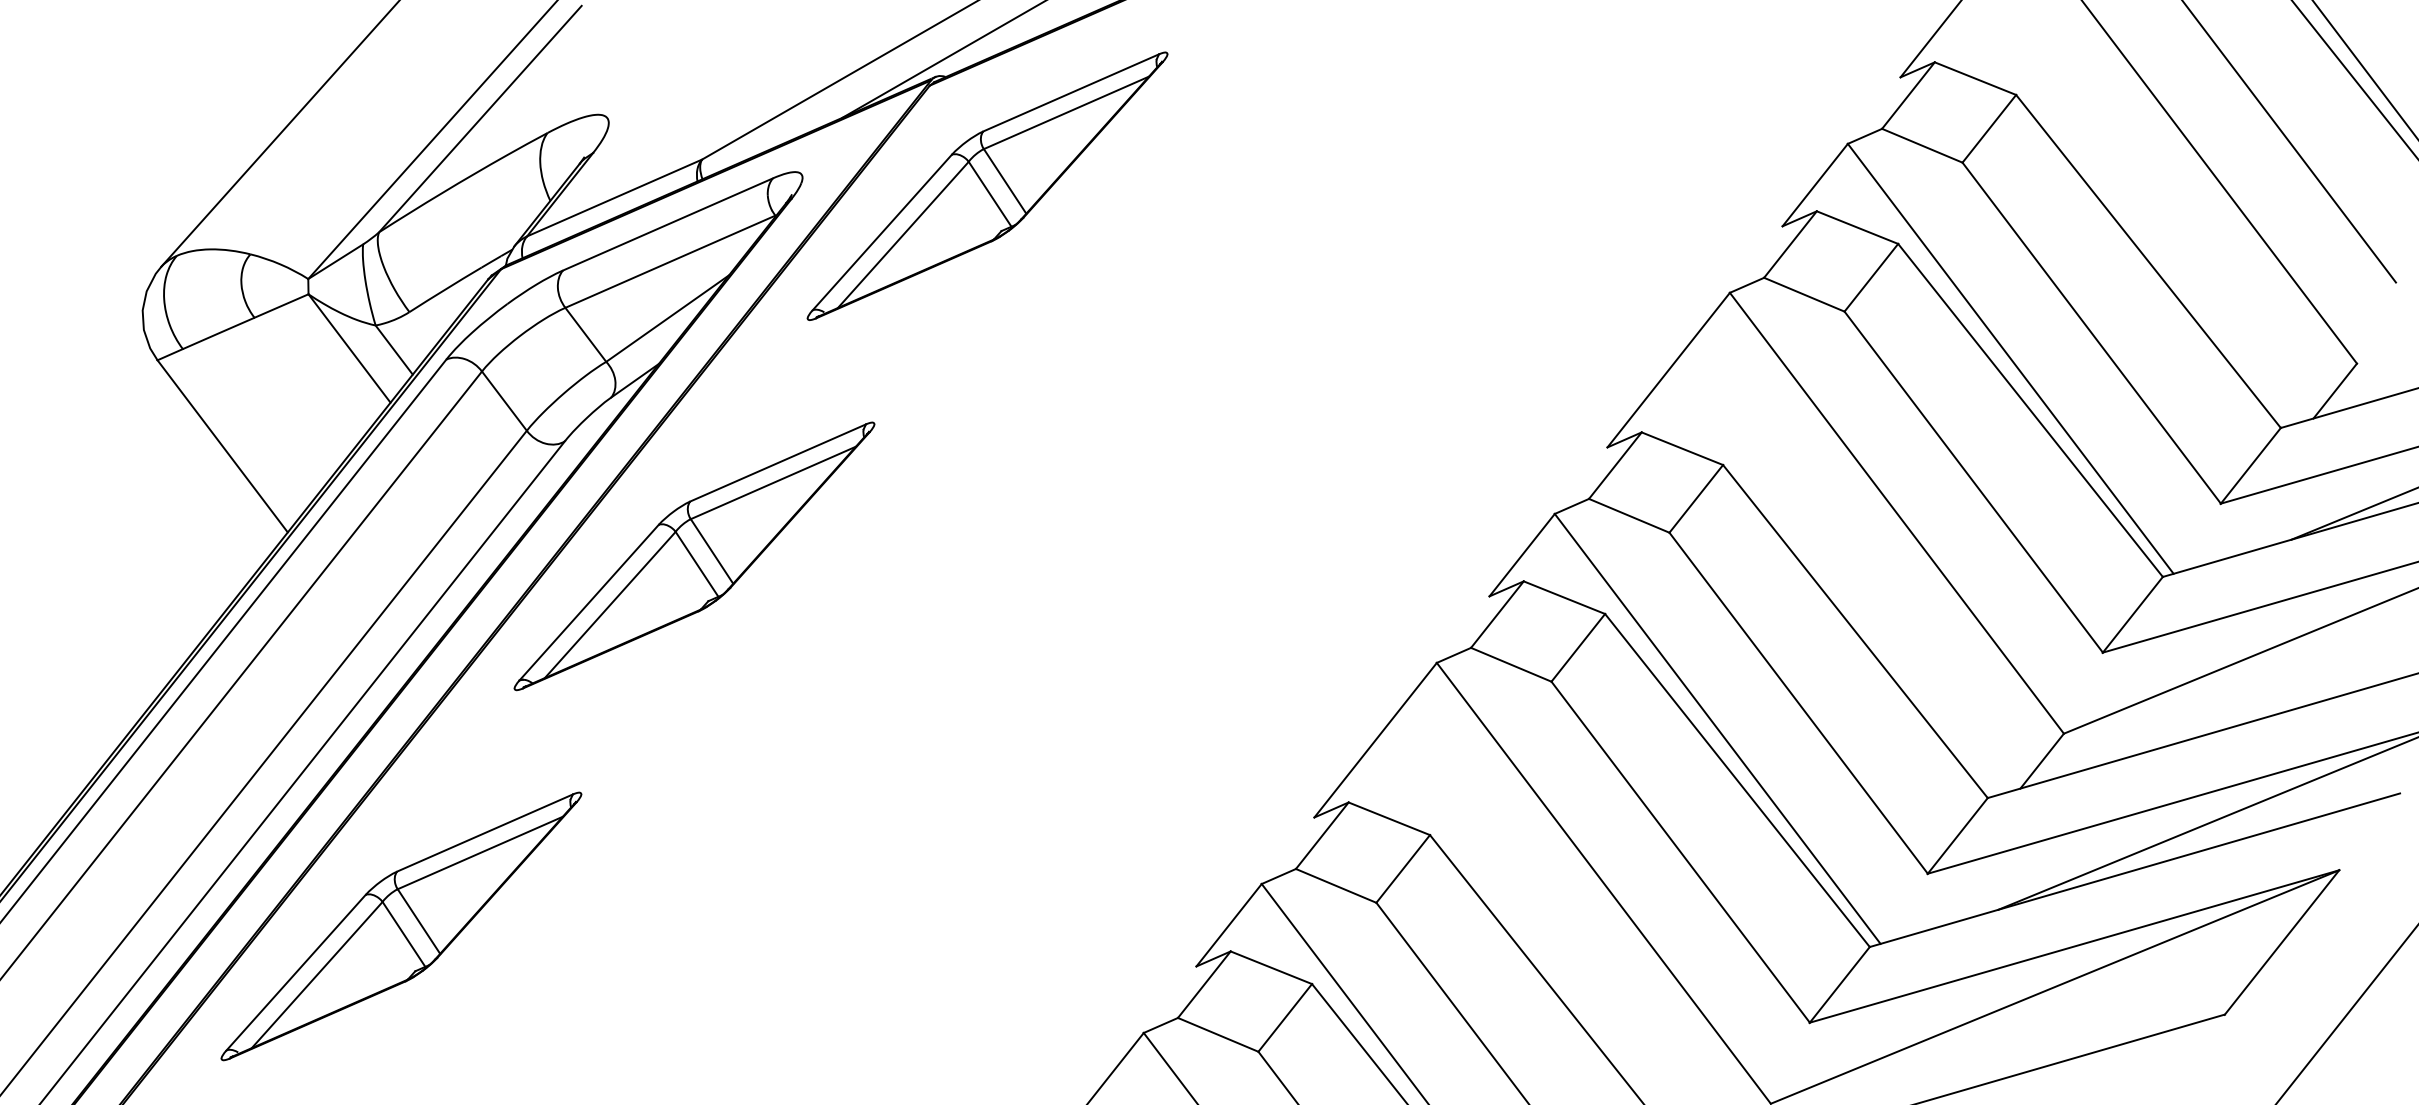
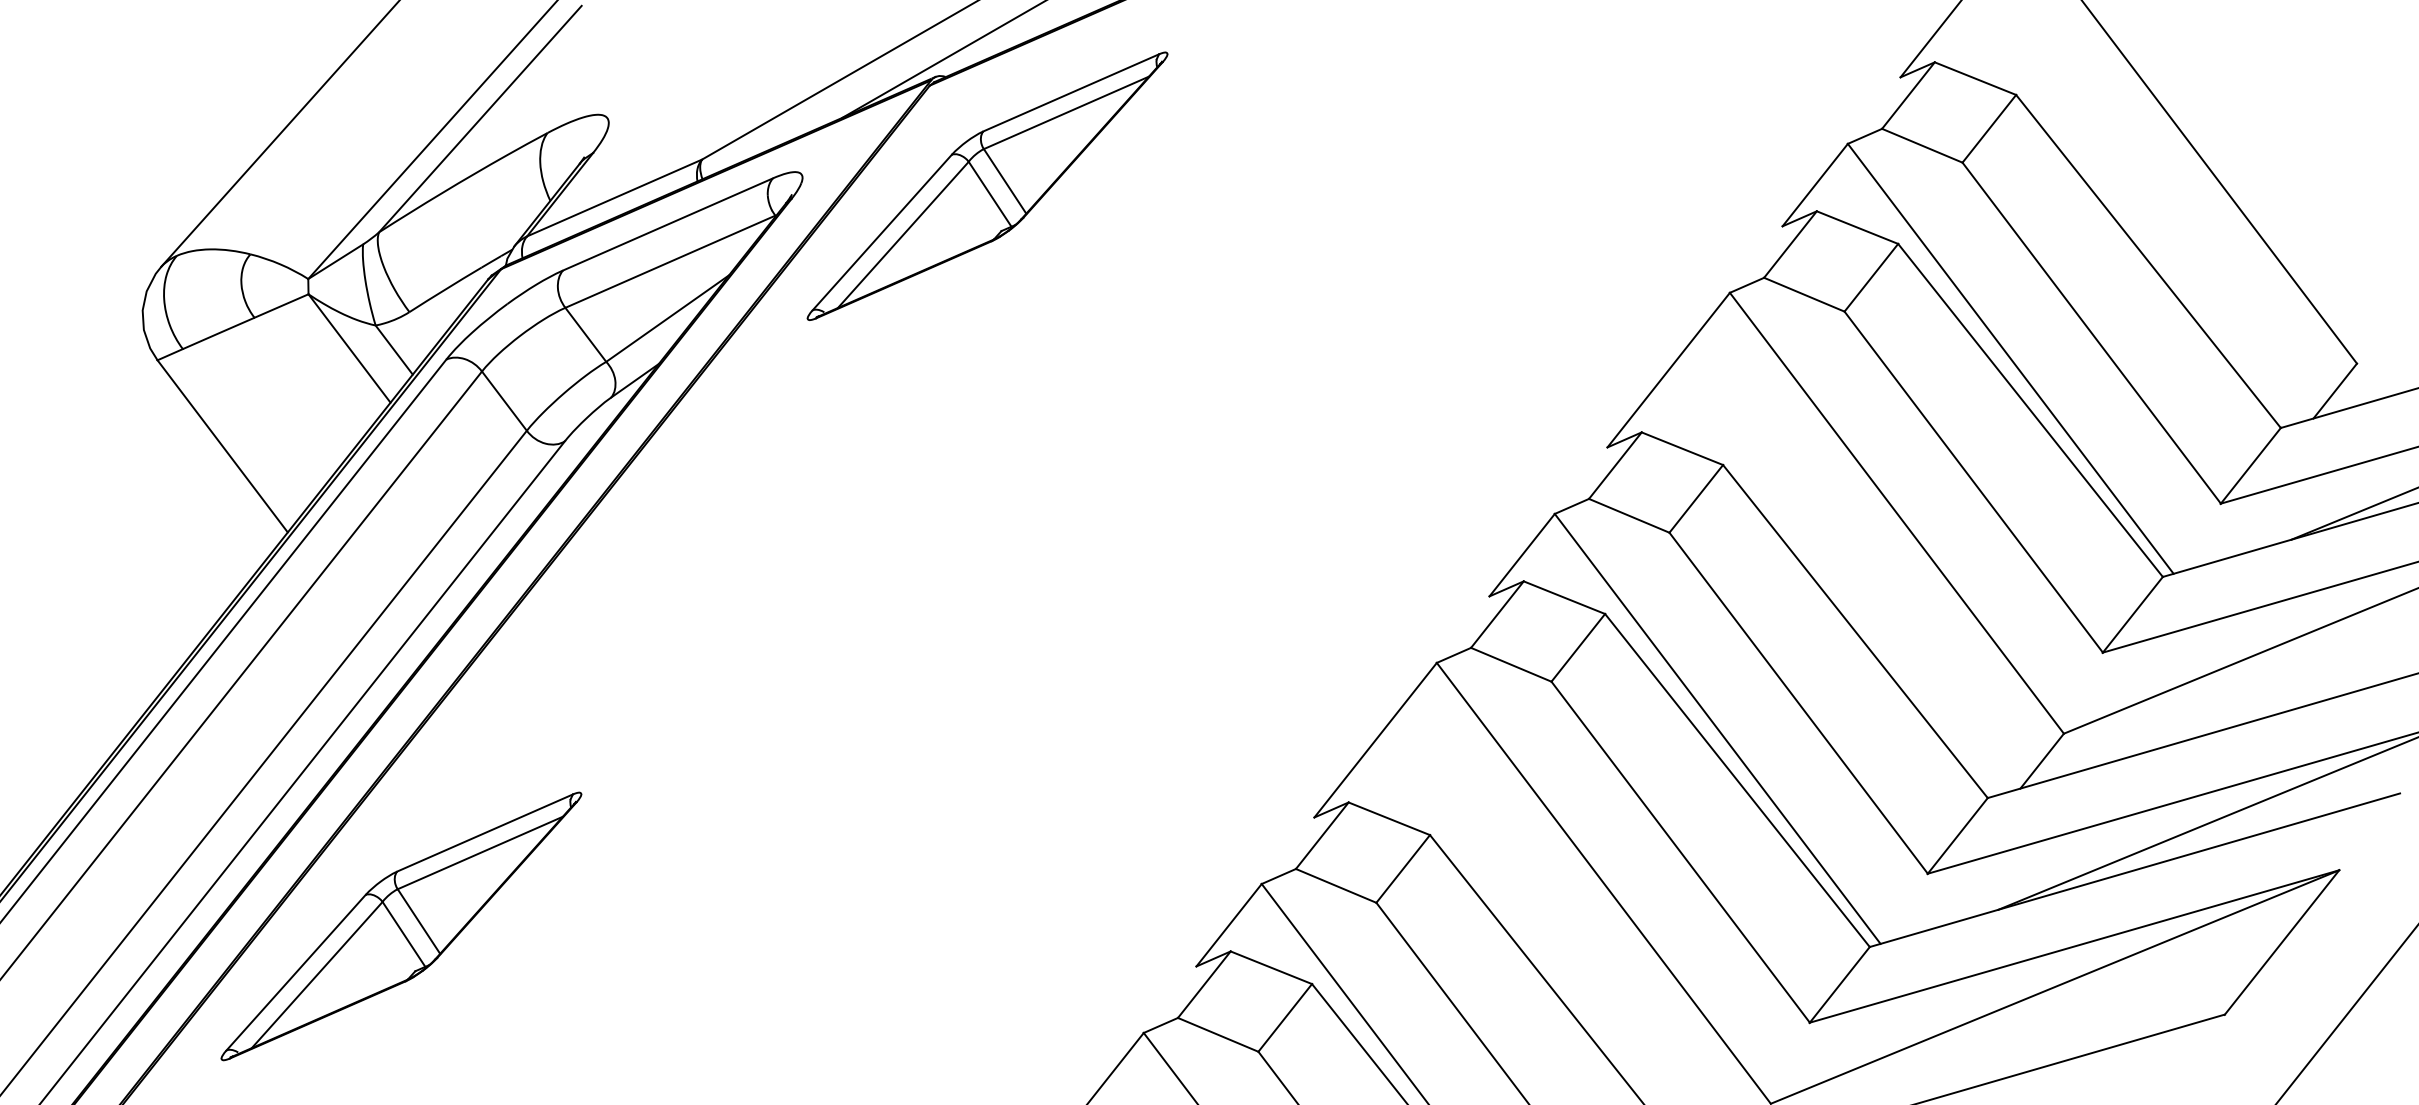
line: present -> none (2364, 69)
line: present -> none (2354, 78)
line: present -> none (2289, 142)
part: present -> none (694, 556)
